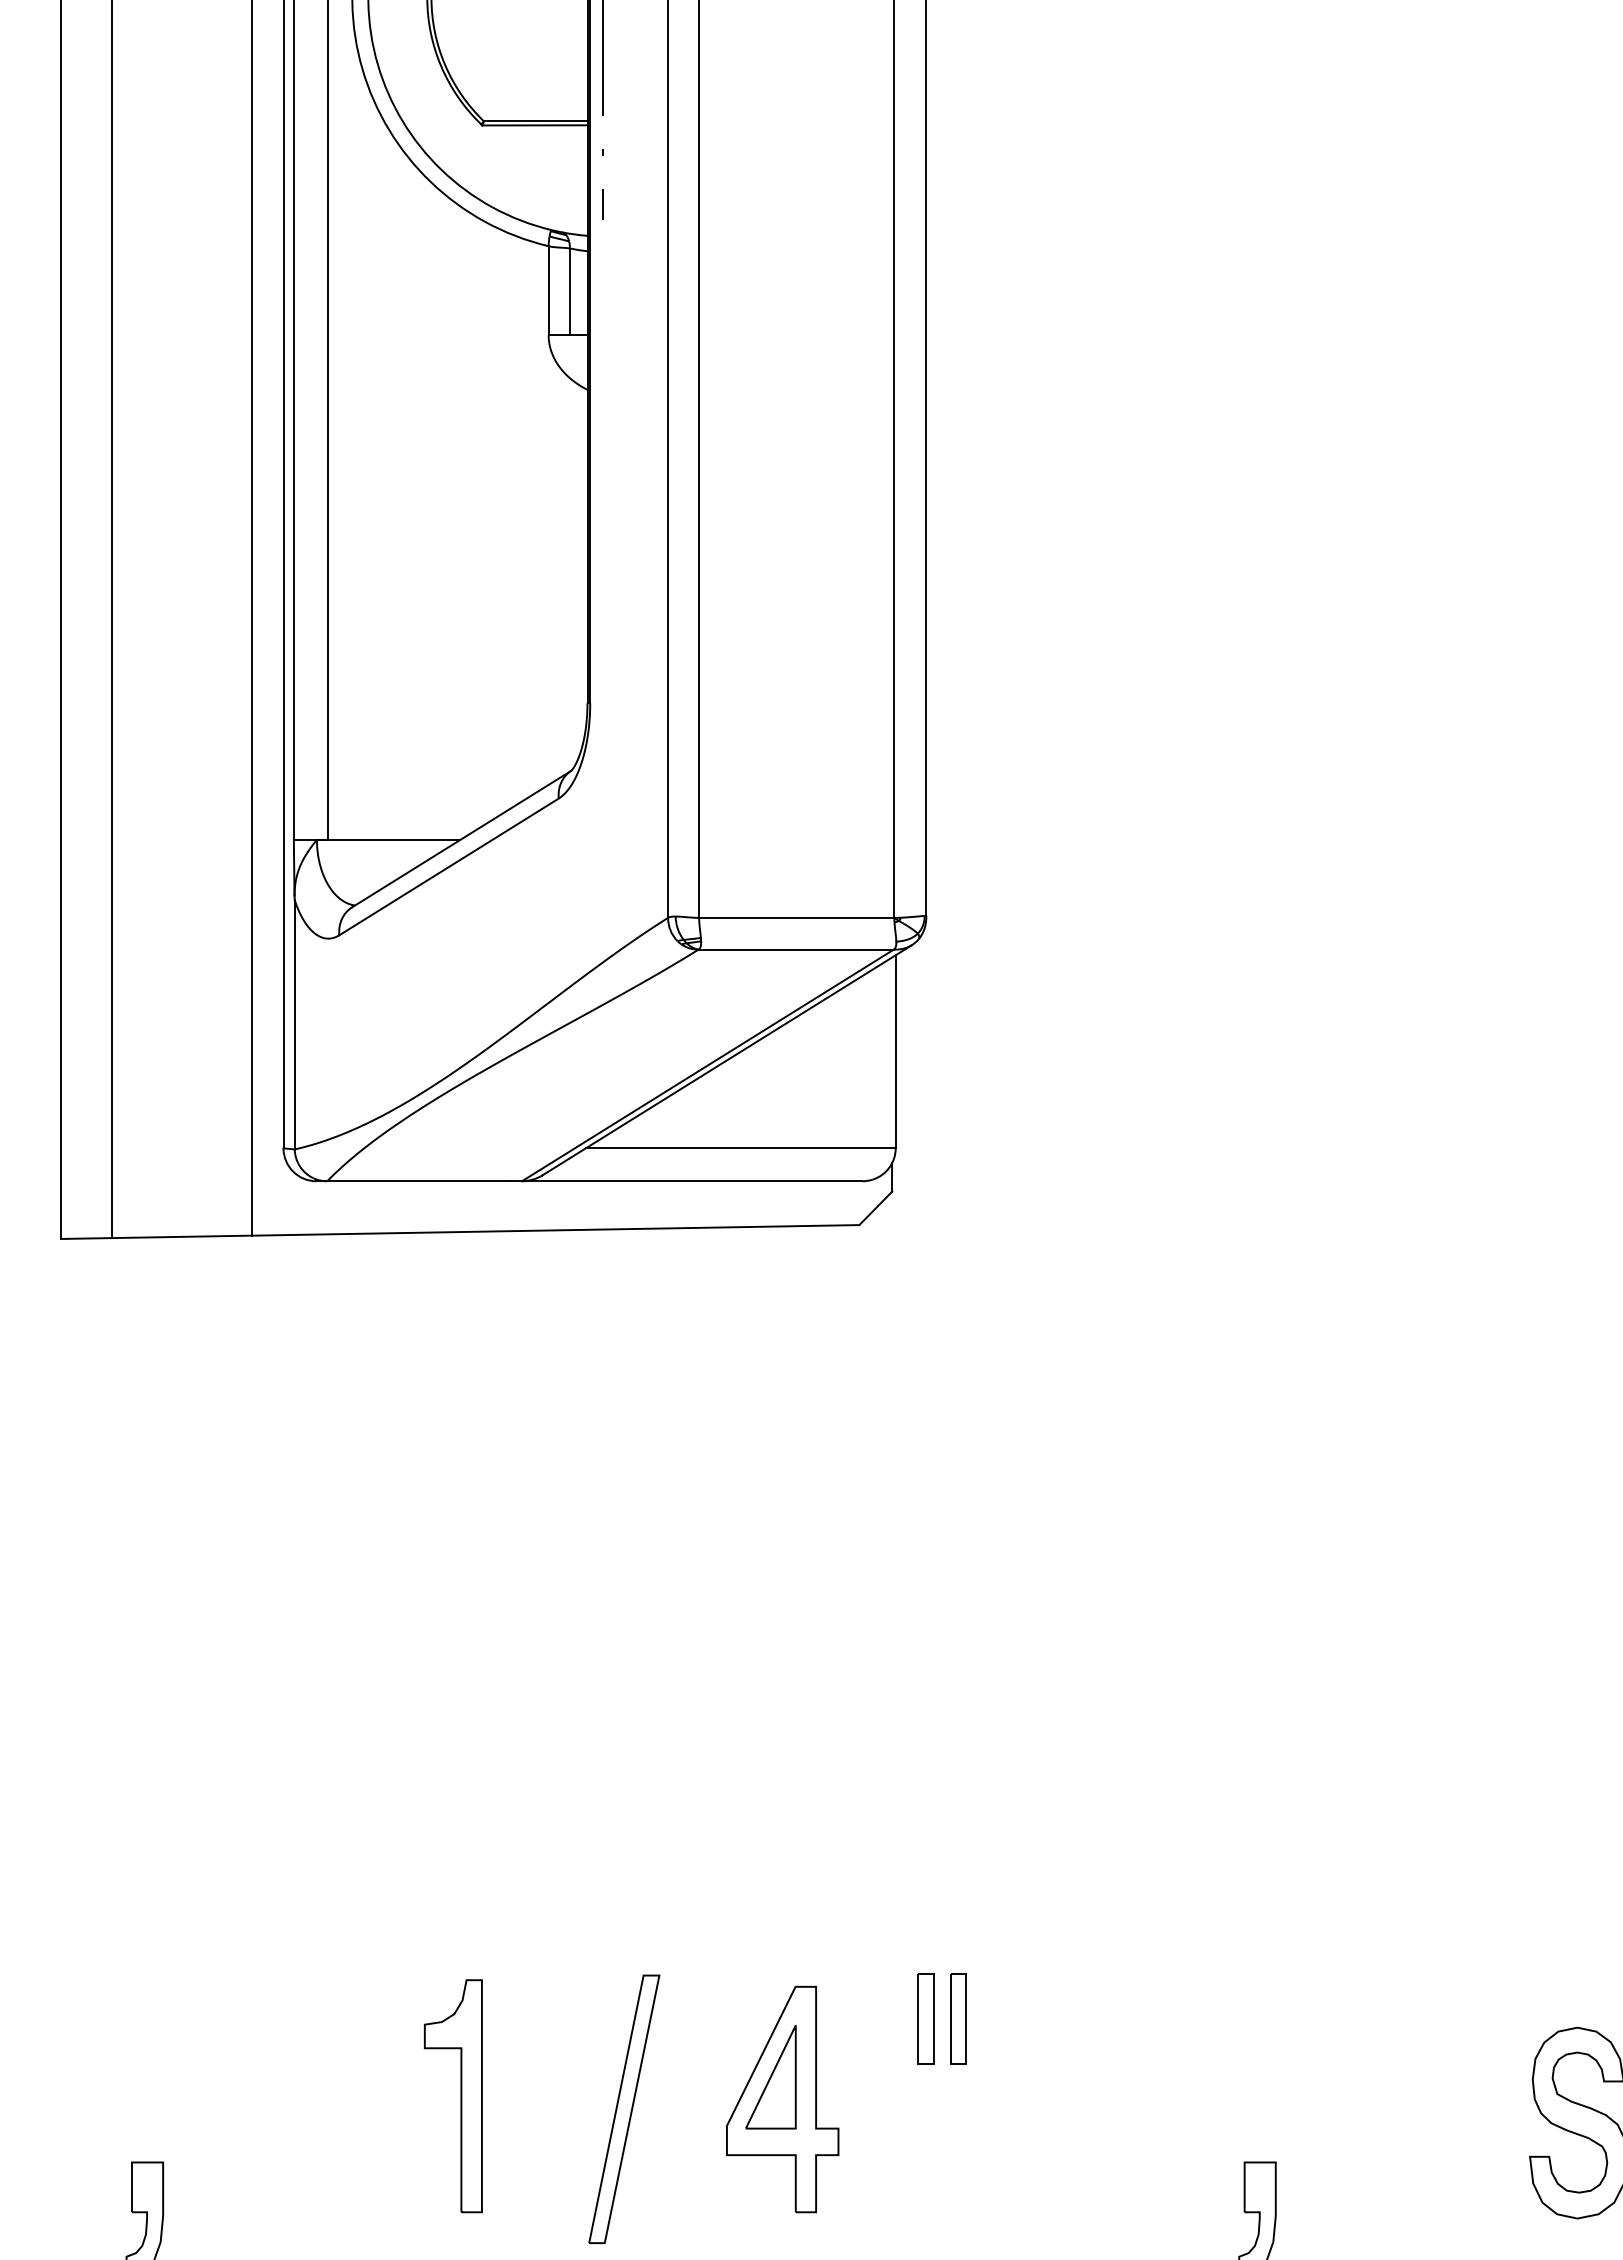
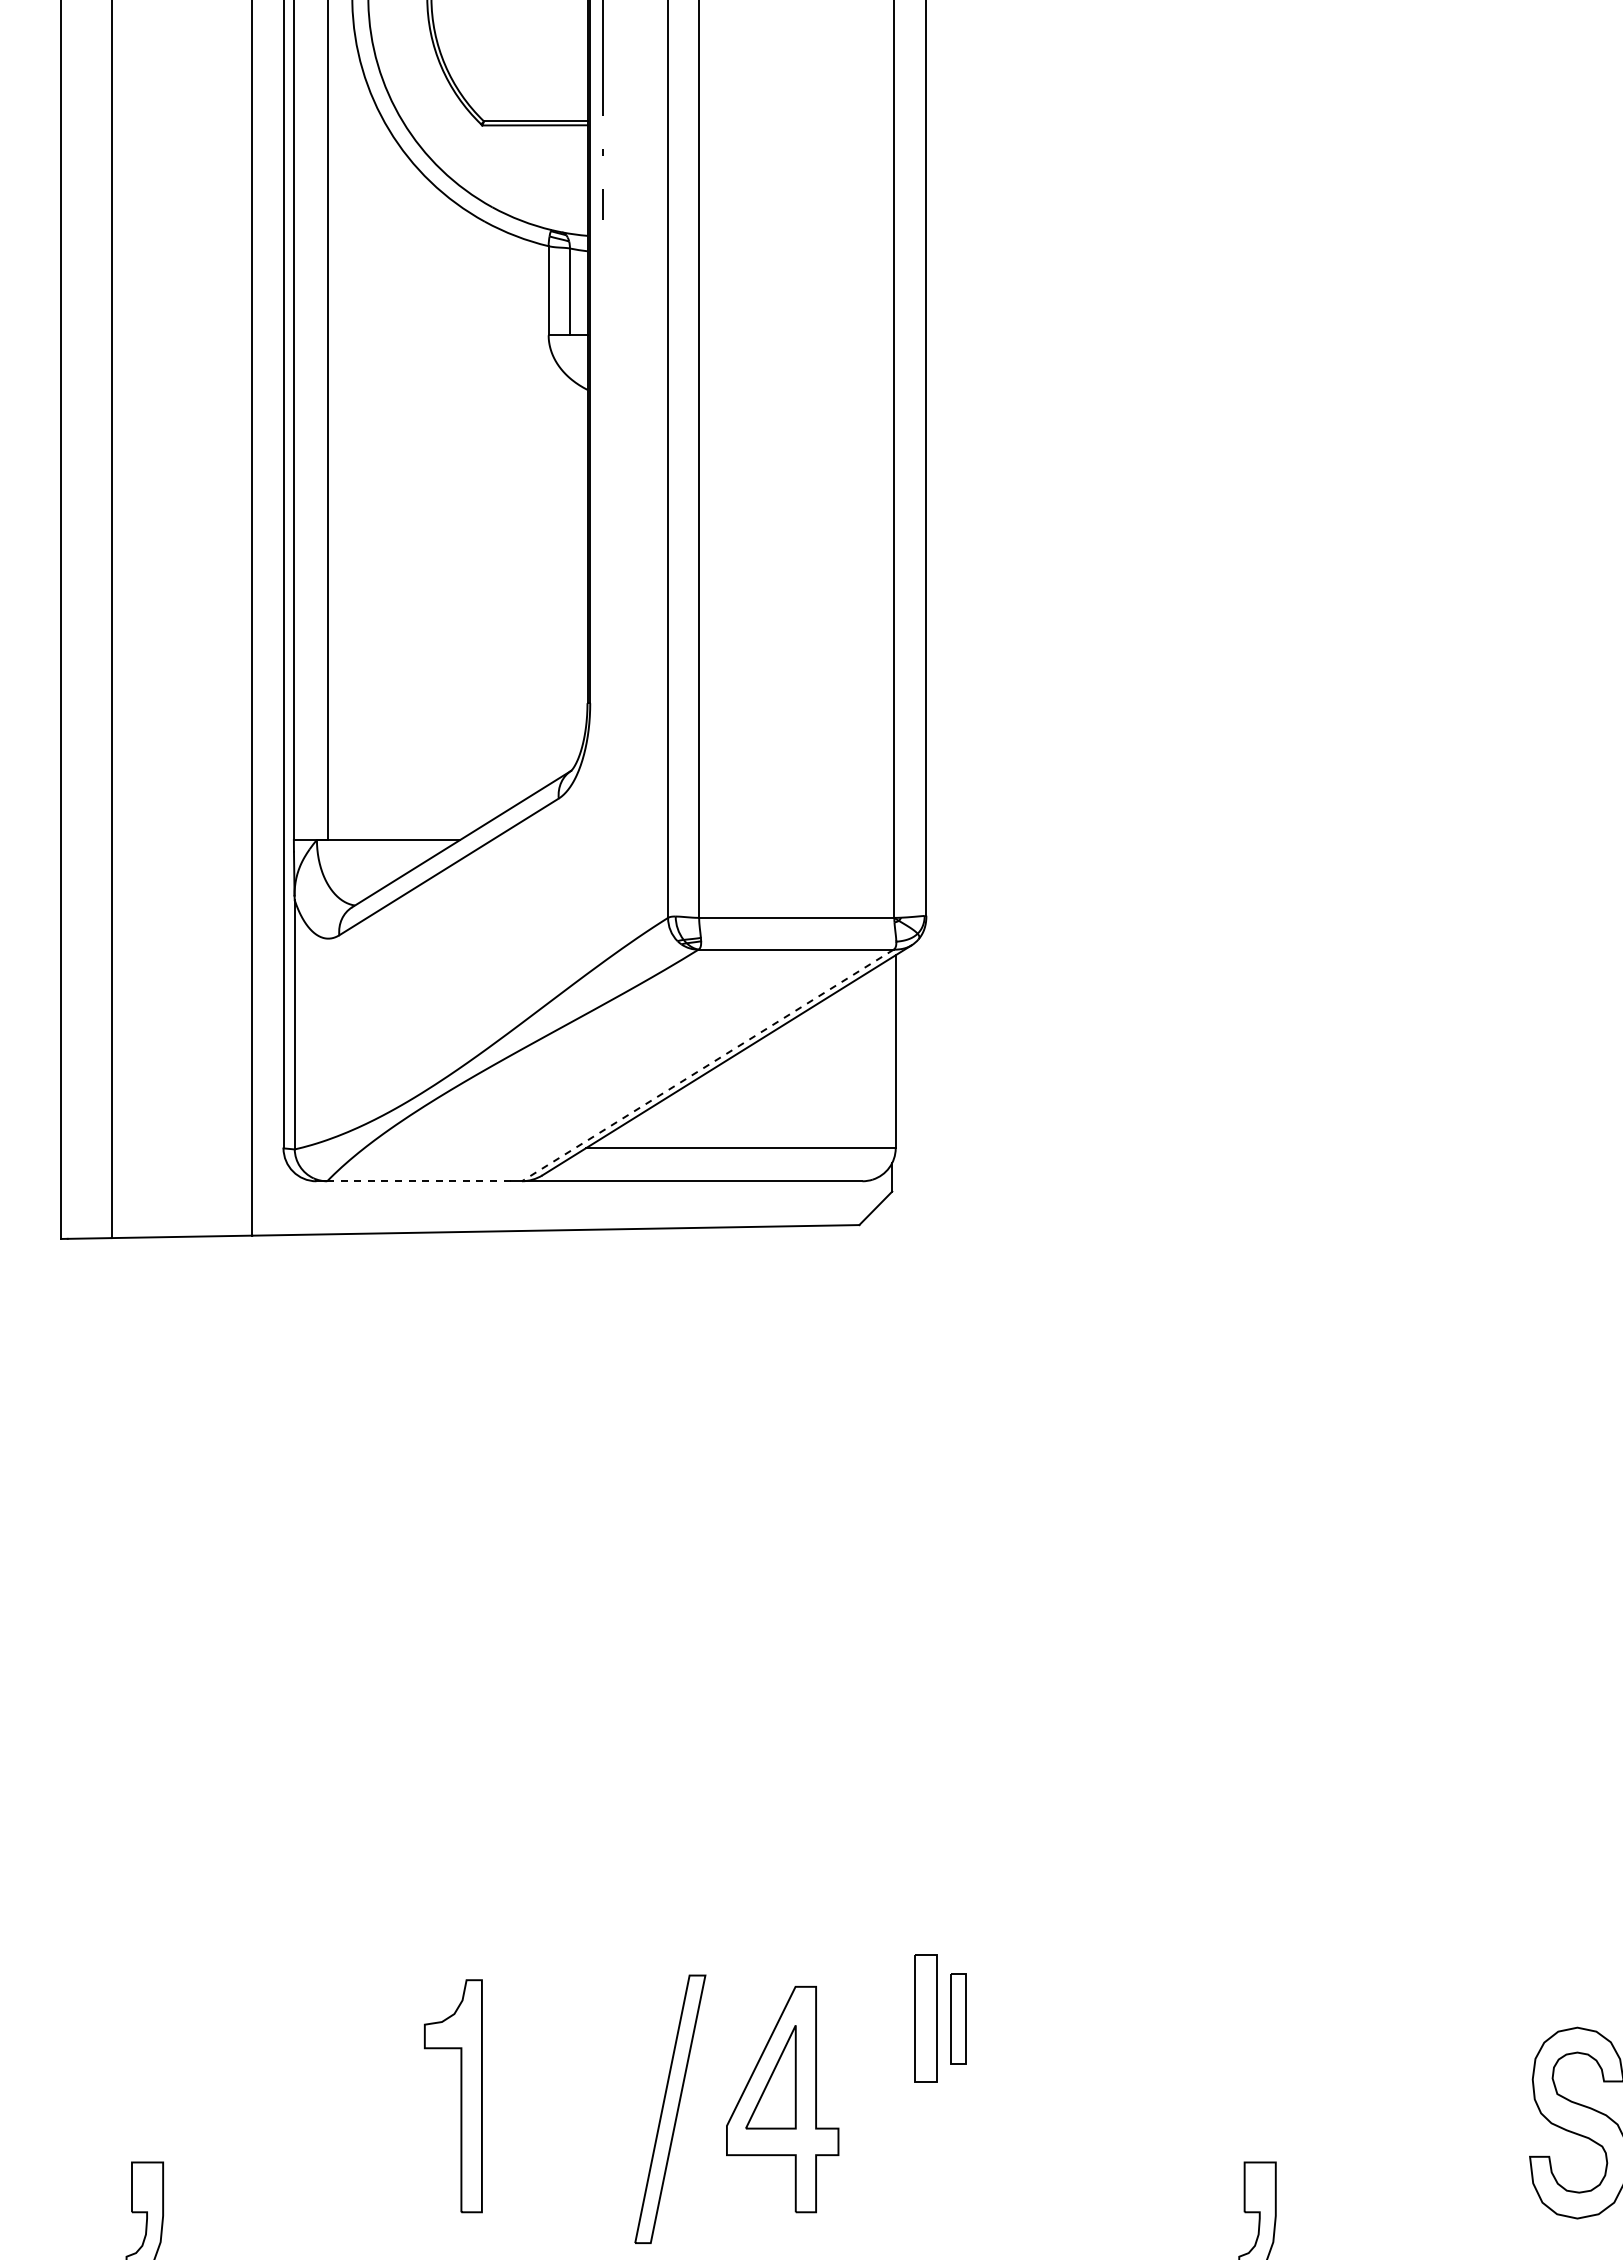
line: solid -> dashed (707, 1065)
line: solid -> dashed (418, 1181)
part size: 18x92 px -> 24x129 px (925, 2018)
part position: (624, 2108) -> (670, 2108) (670, 2108)
